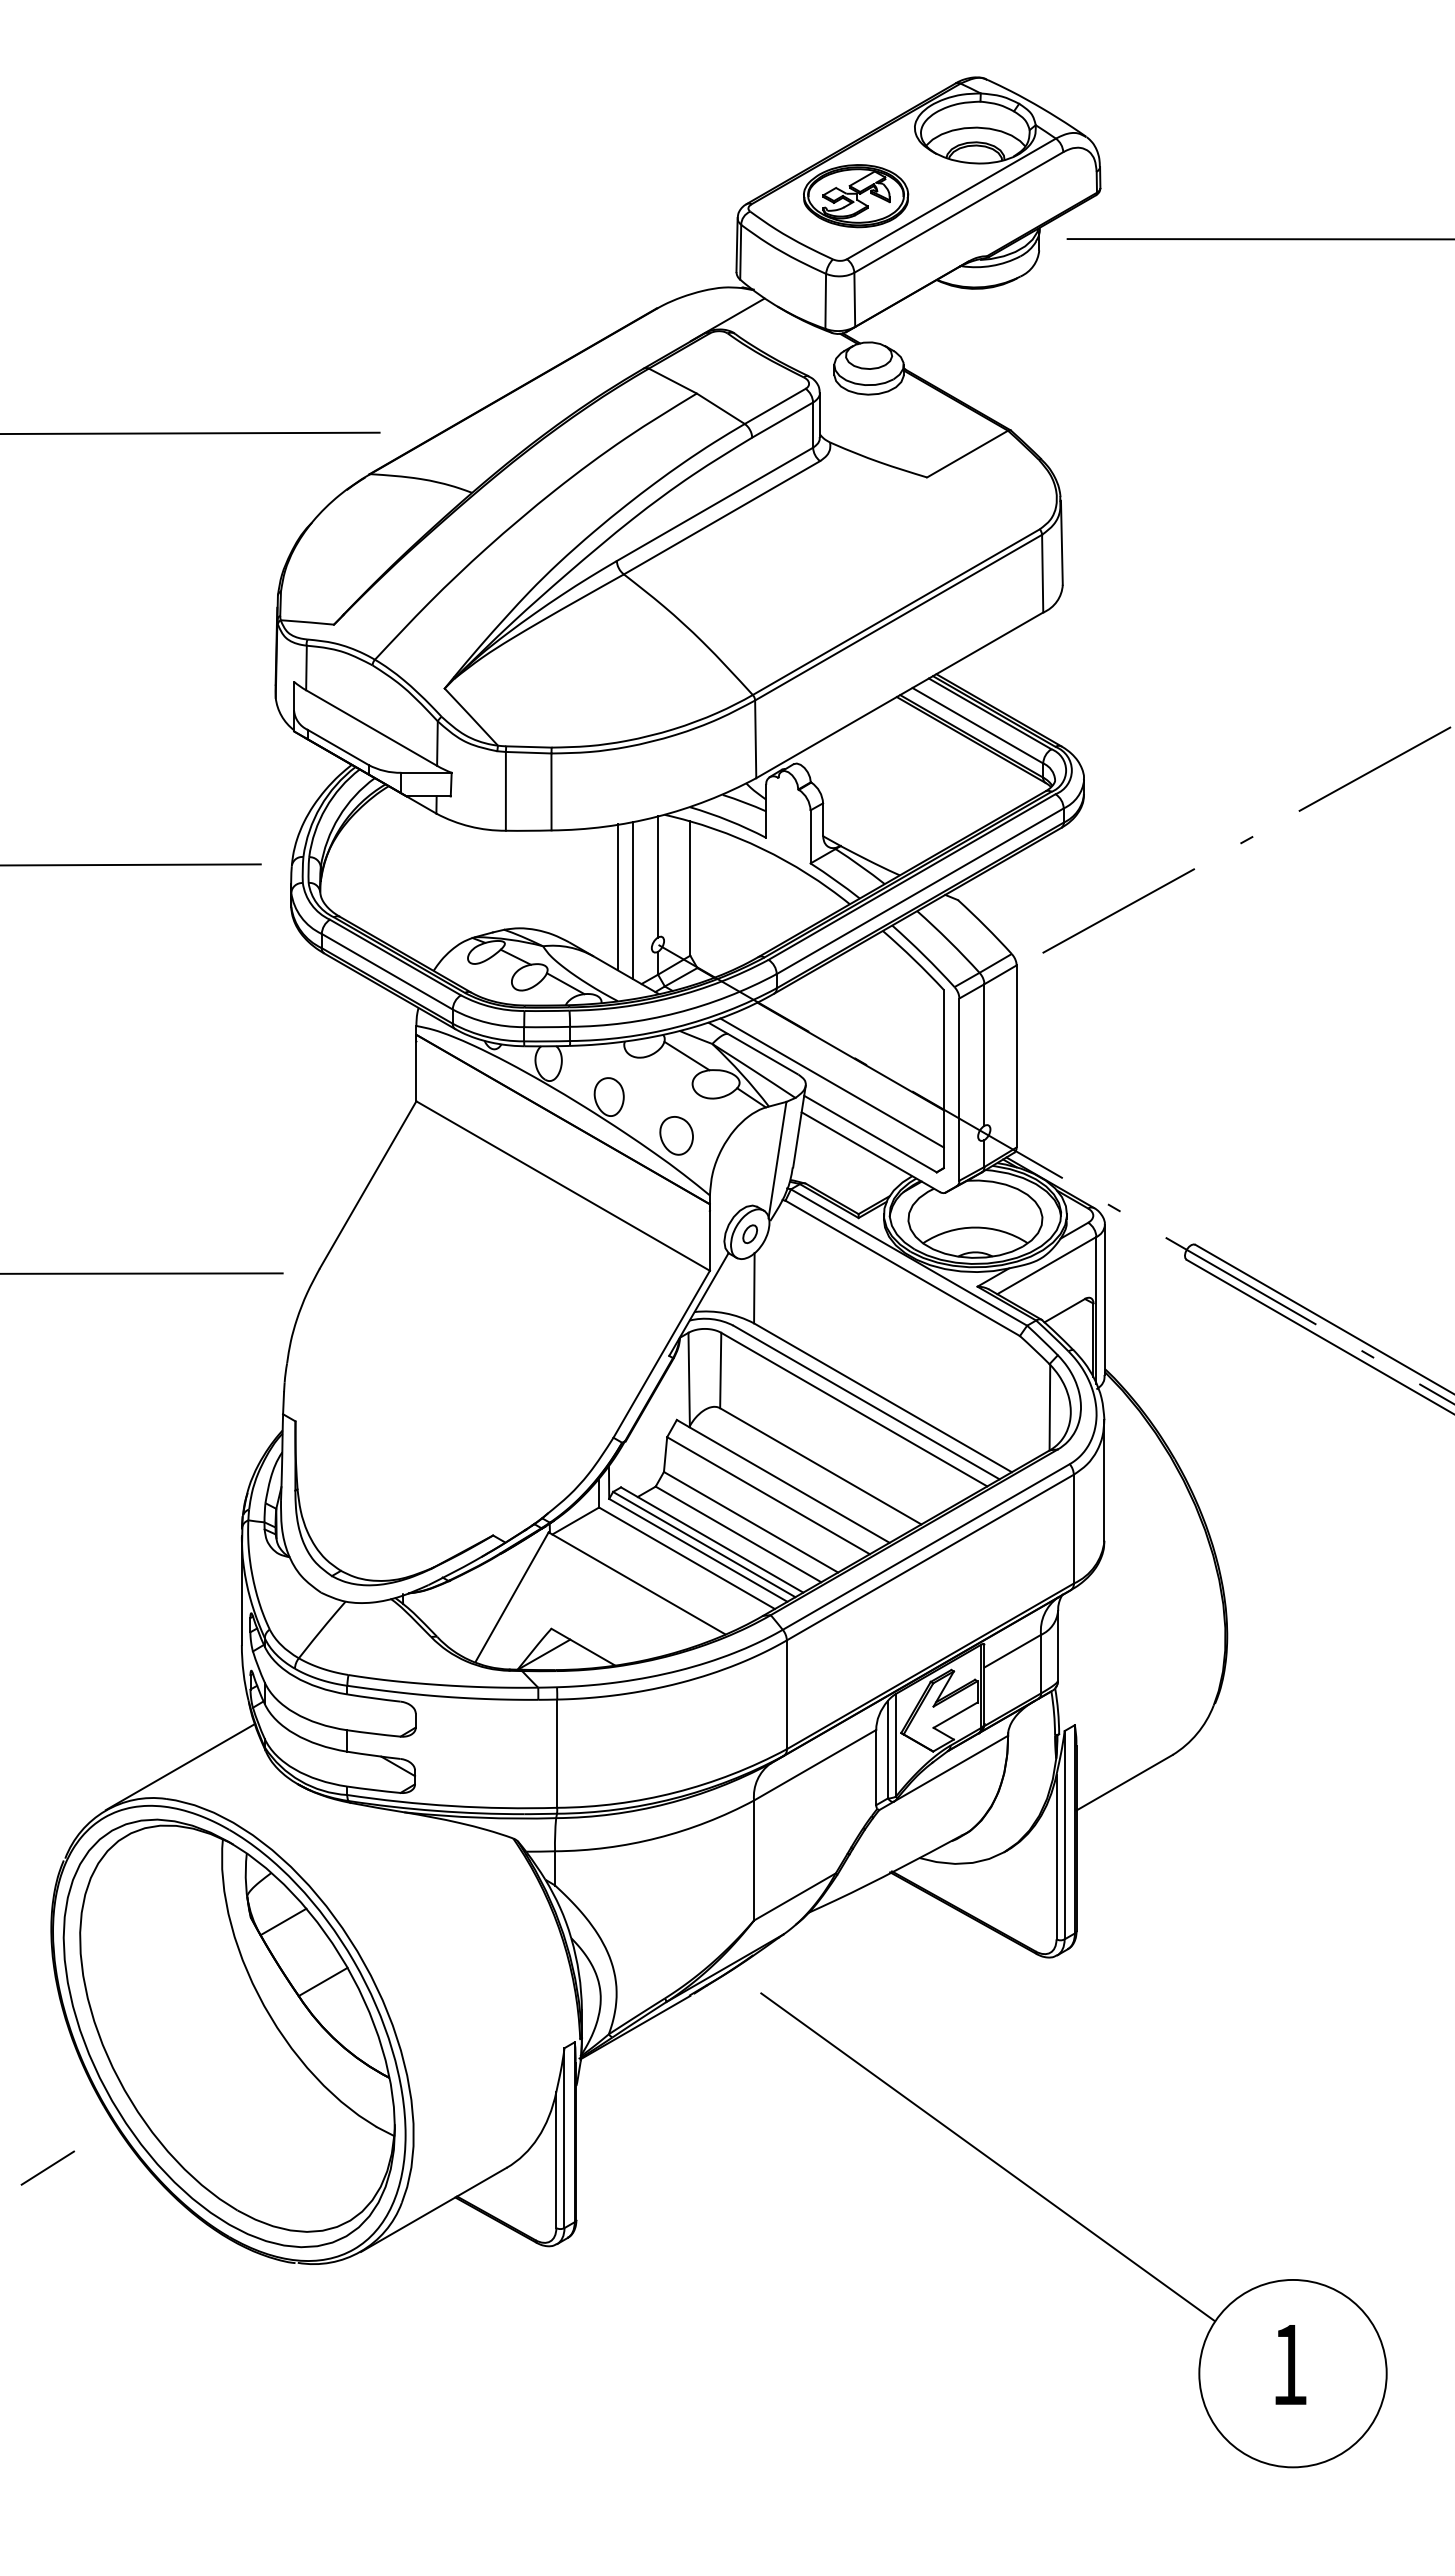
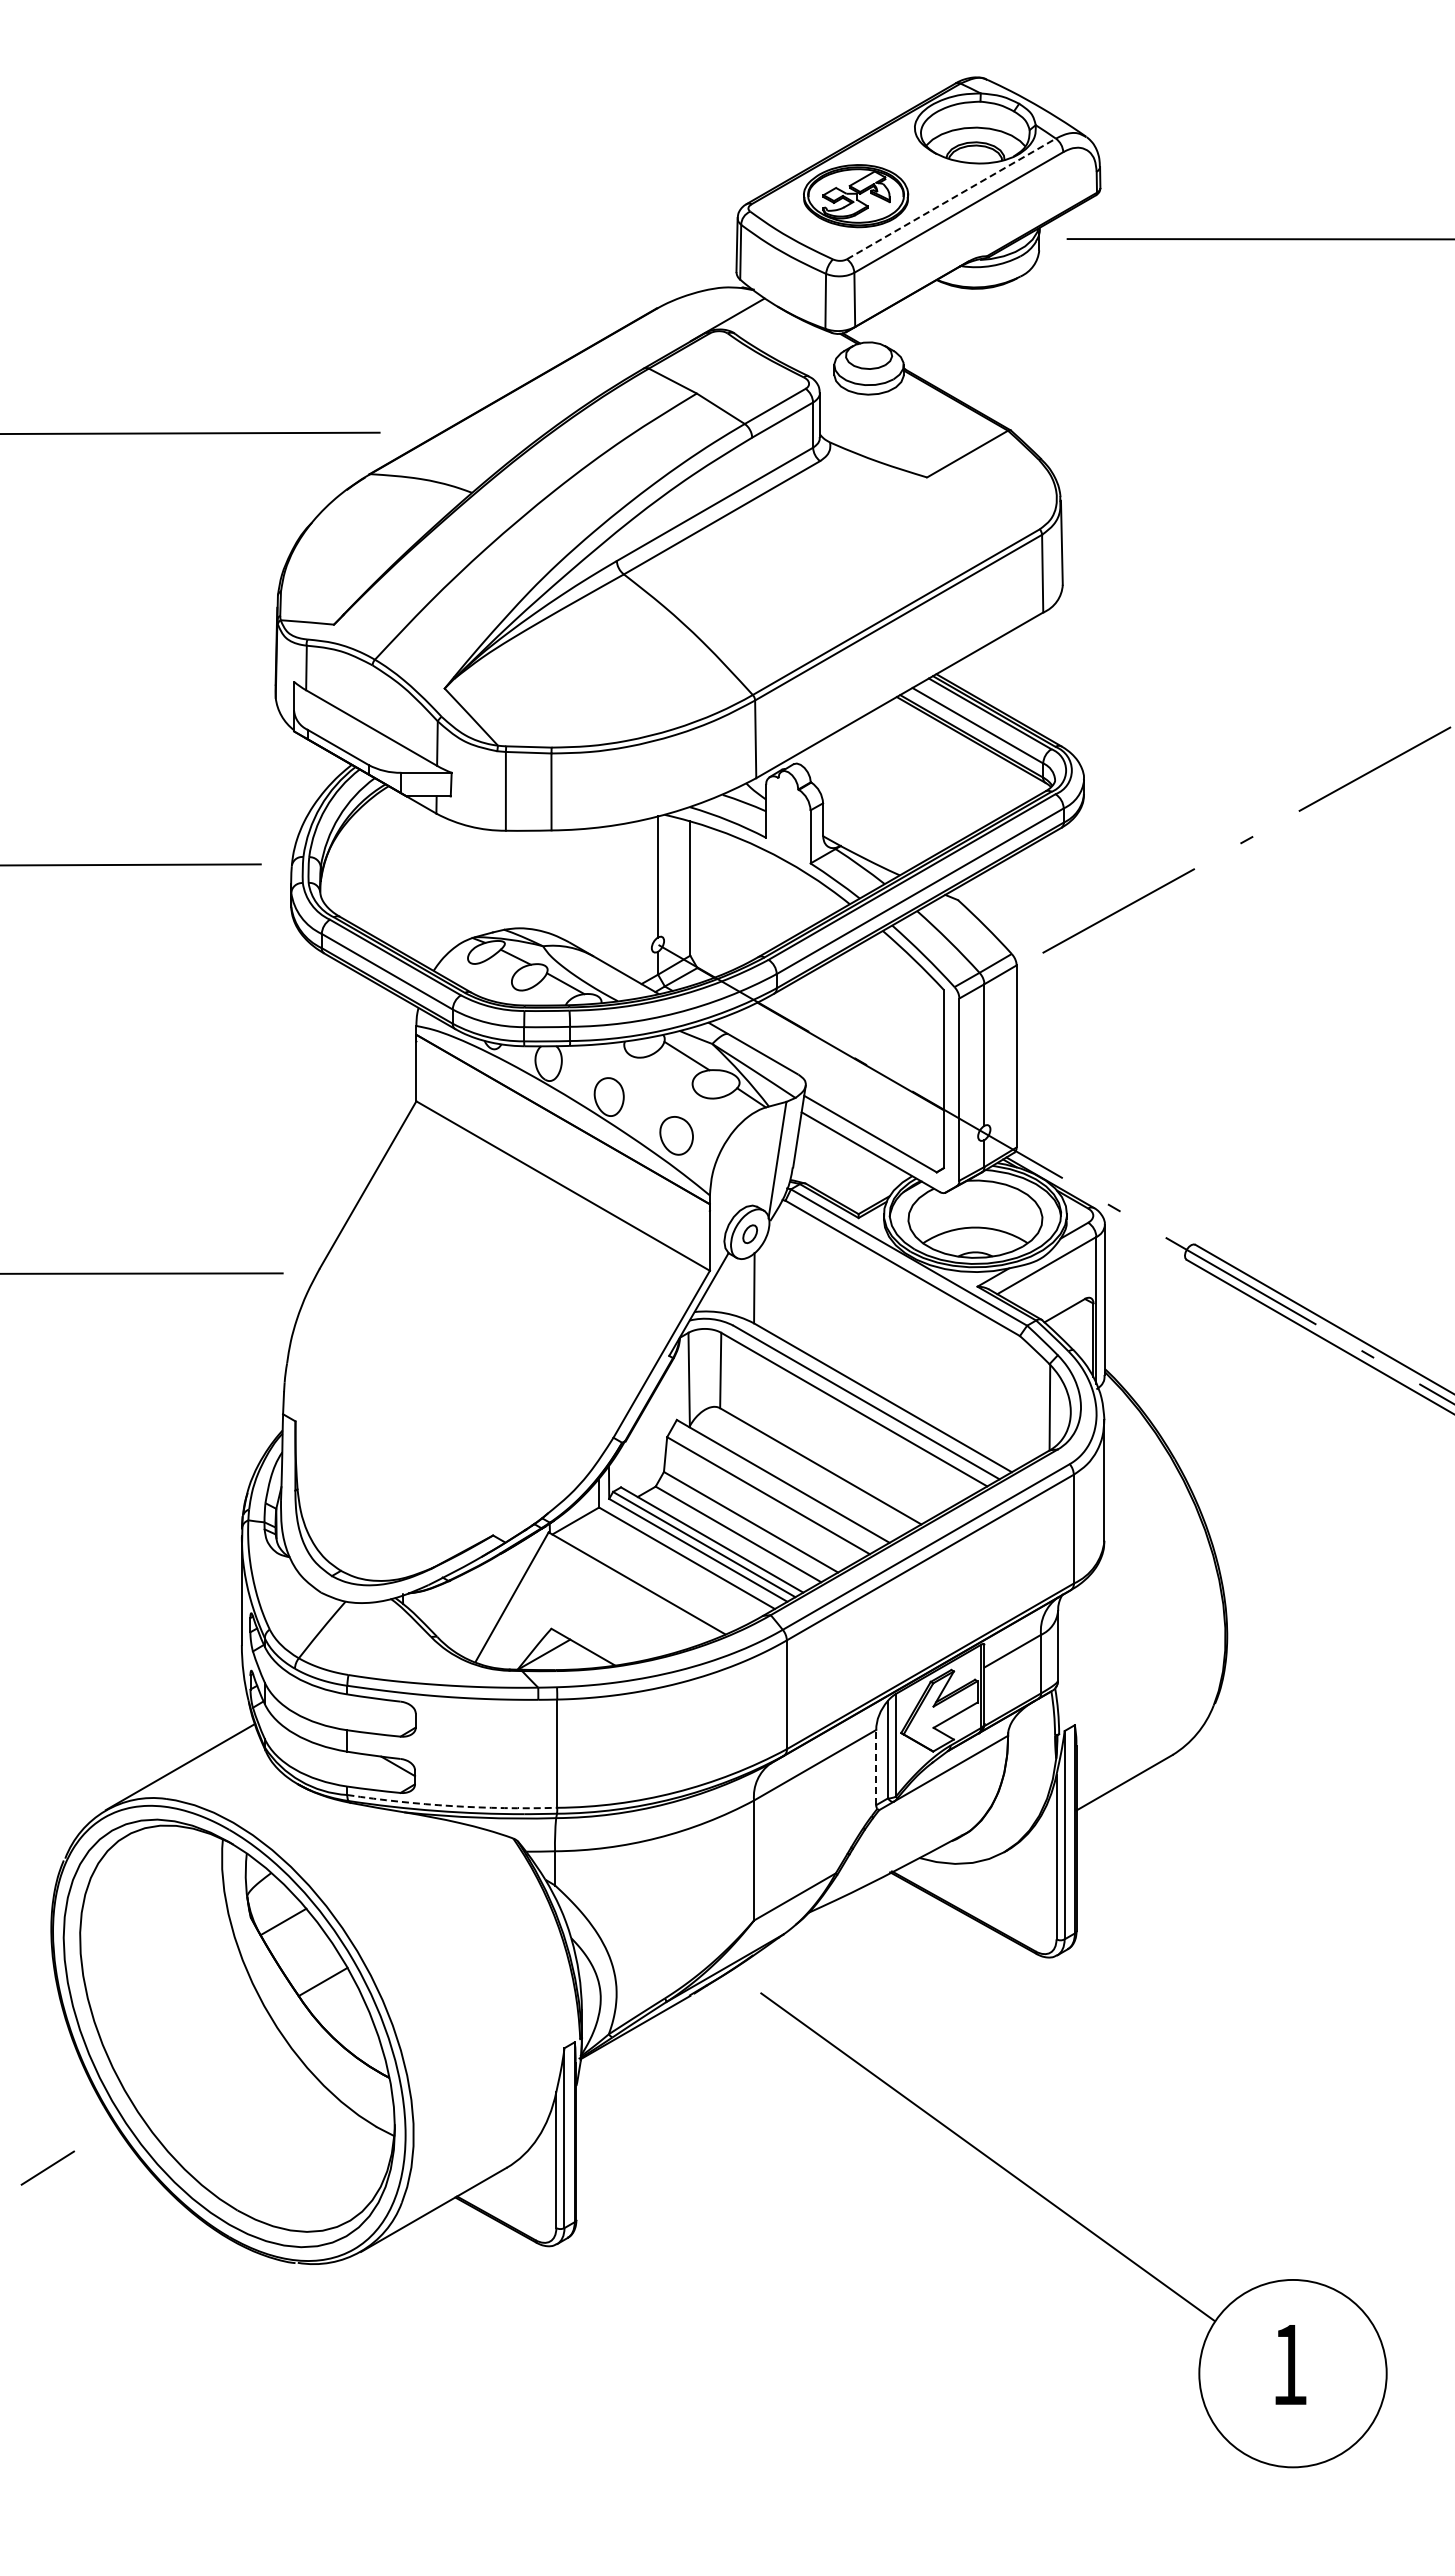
line: solid -> dashed (951, 198)
line: present -> none (617, 897)
line: present -> none (633, 900)
line: present -> none (831, 1082)
line: solid -> dashed (876, 1767)
arc: solid -> dashed (452, 1806)
